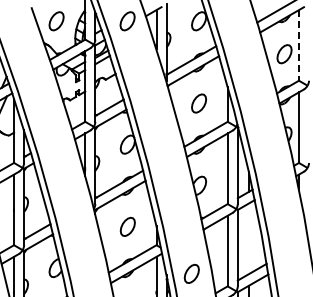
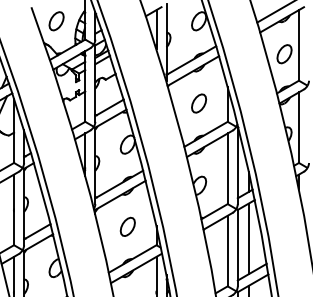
part: present -> none (127, 21)
line: dashed -> solid (298, 45)
line: none -> present (248, 238)
part: present -> none (191, 273)
